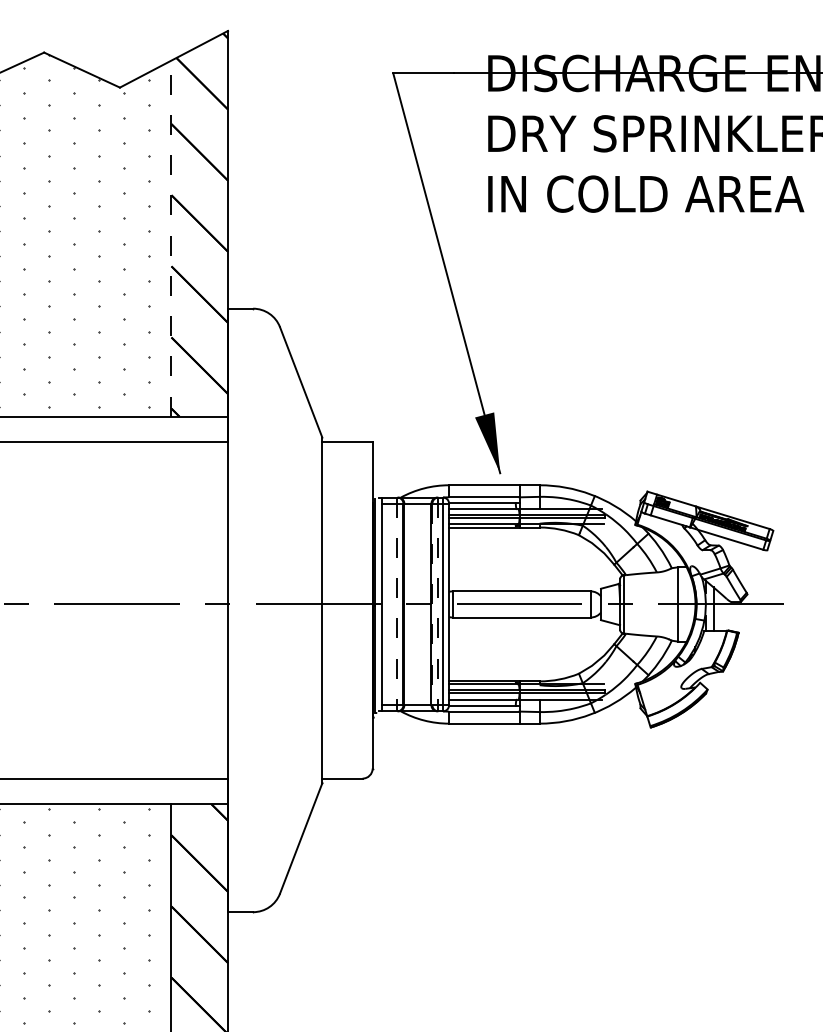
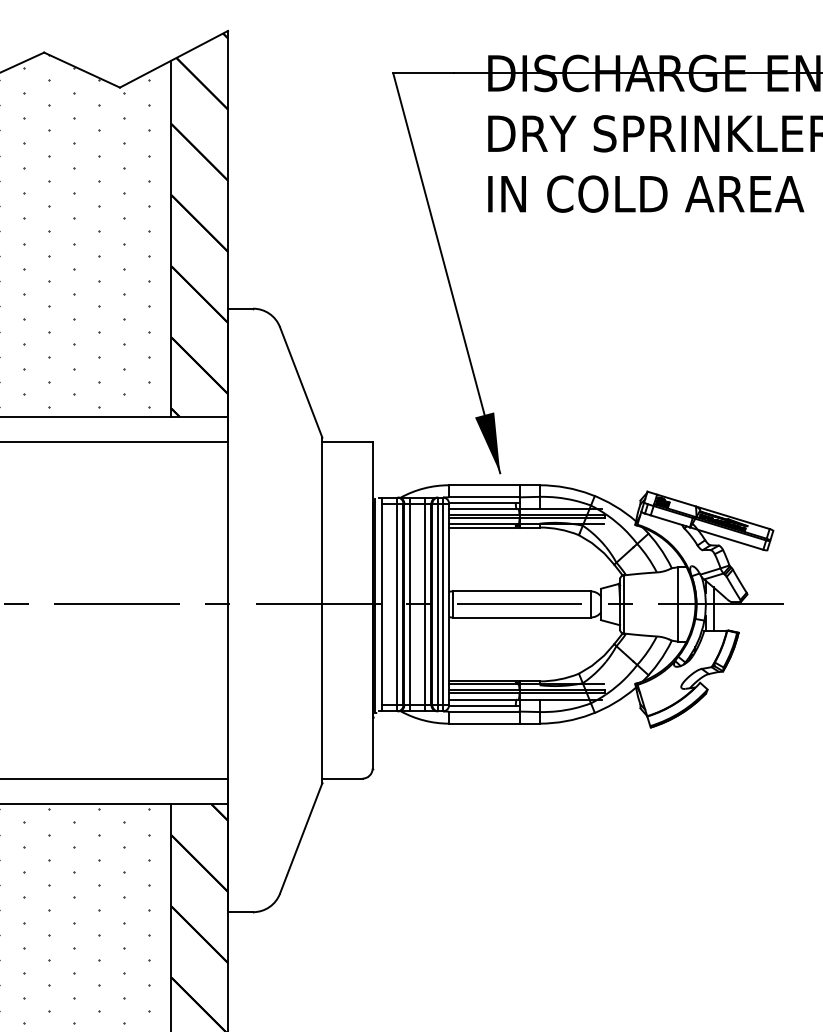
line: dashed -> solid (171, 238)
line: dashed -> solid (397, 604)
line: none -> present (410, 604)
line: none -> present (425, 604)
line: dashed -> solid (432, 604)
line: dashed -> solid (438, 604)
